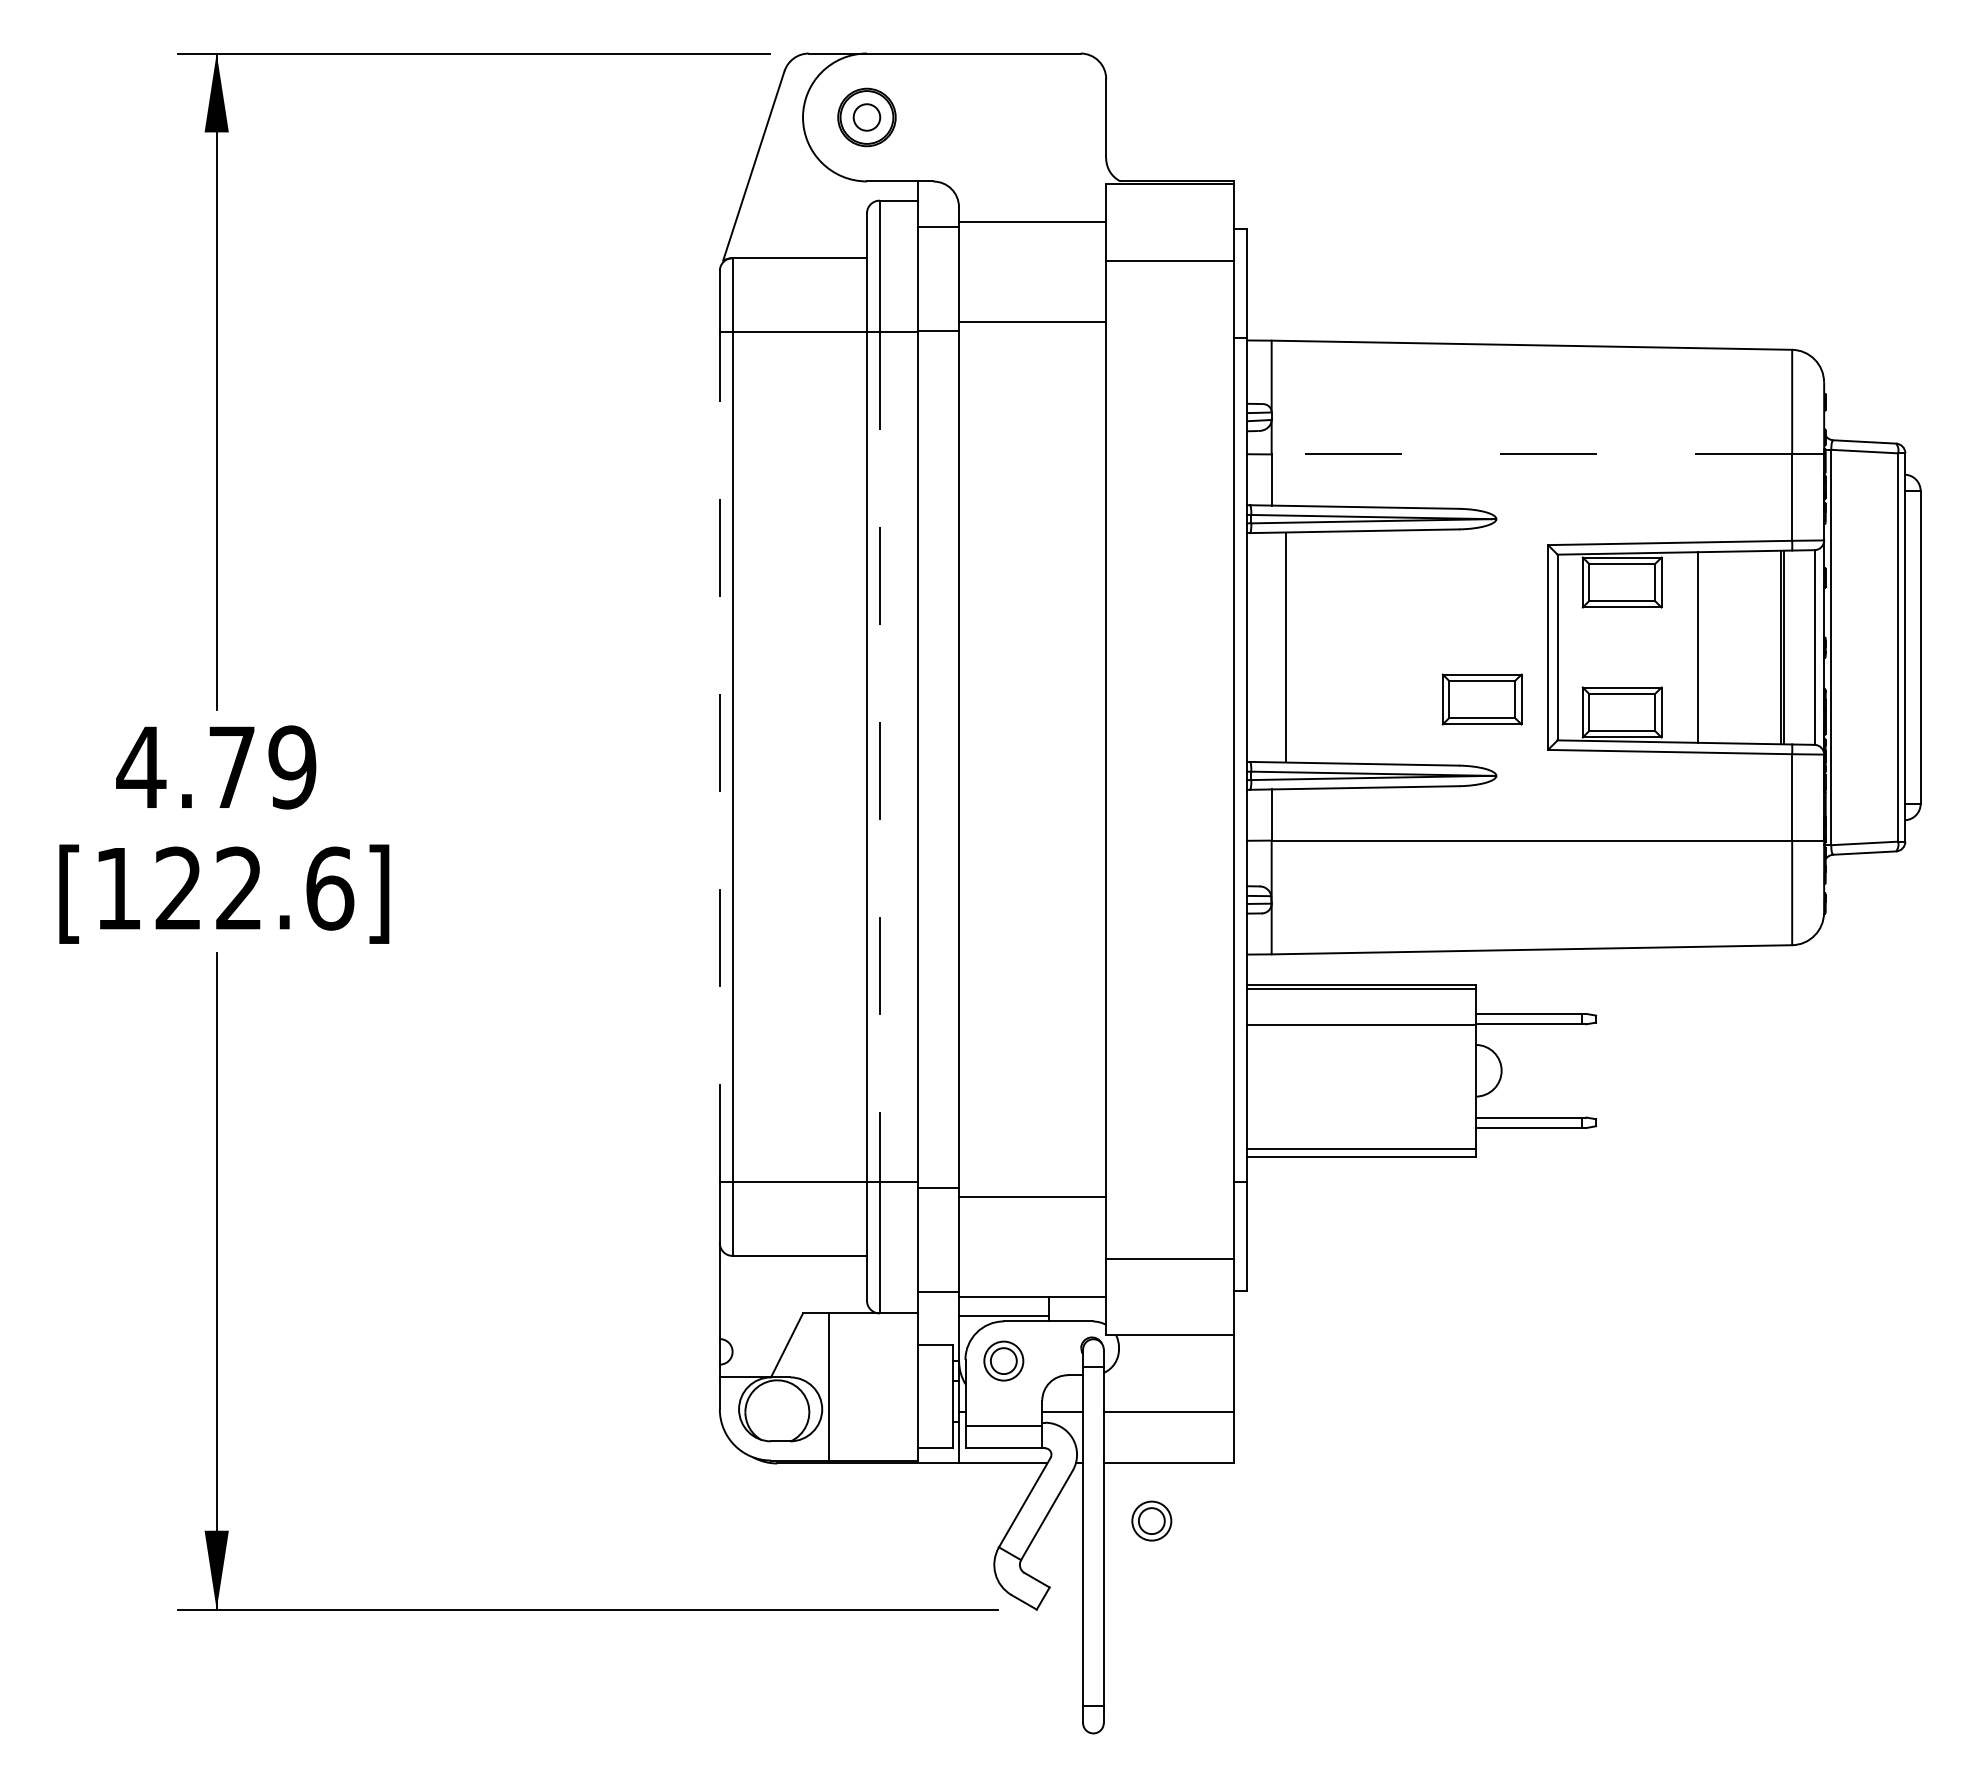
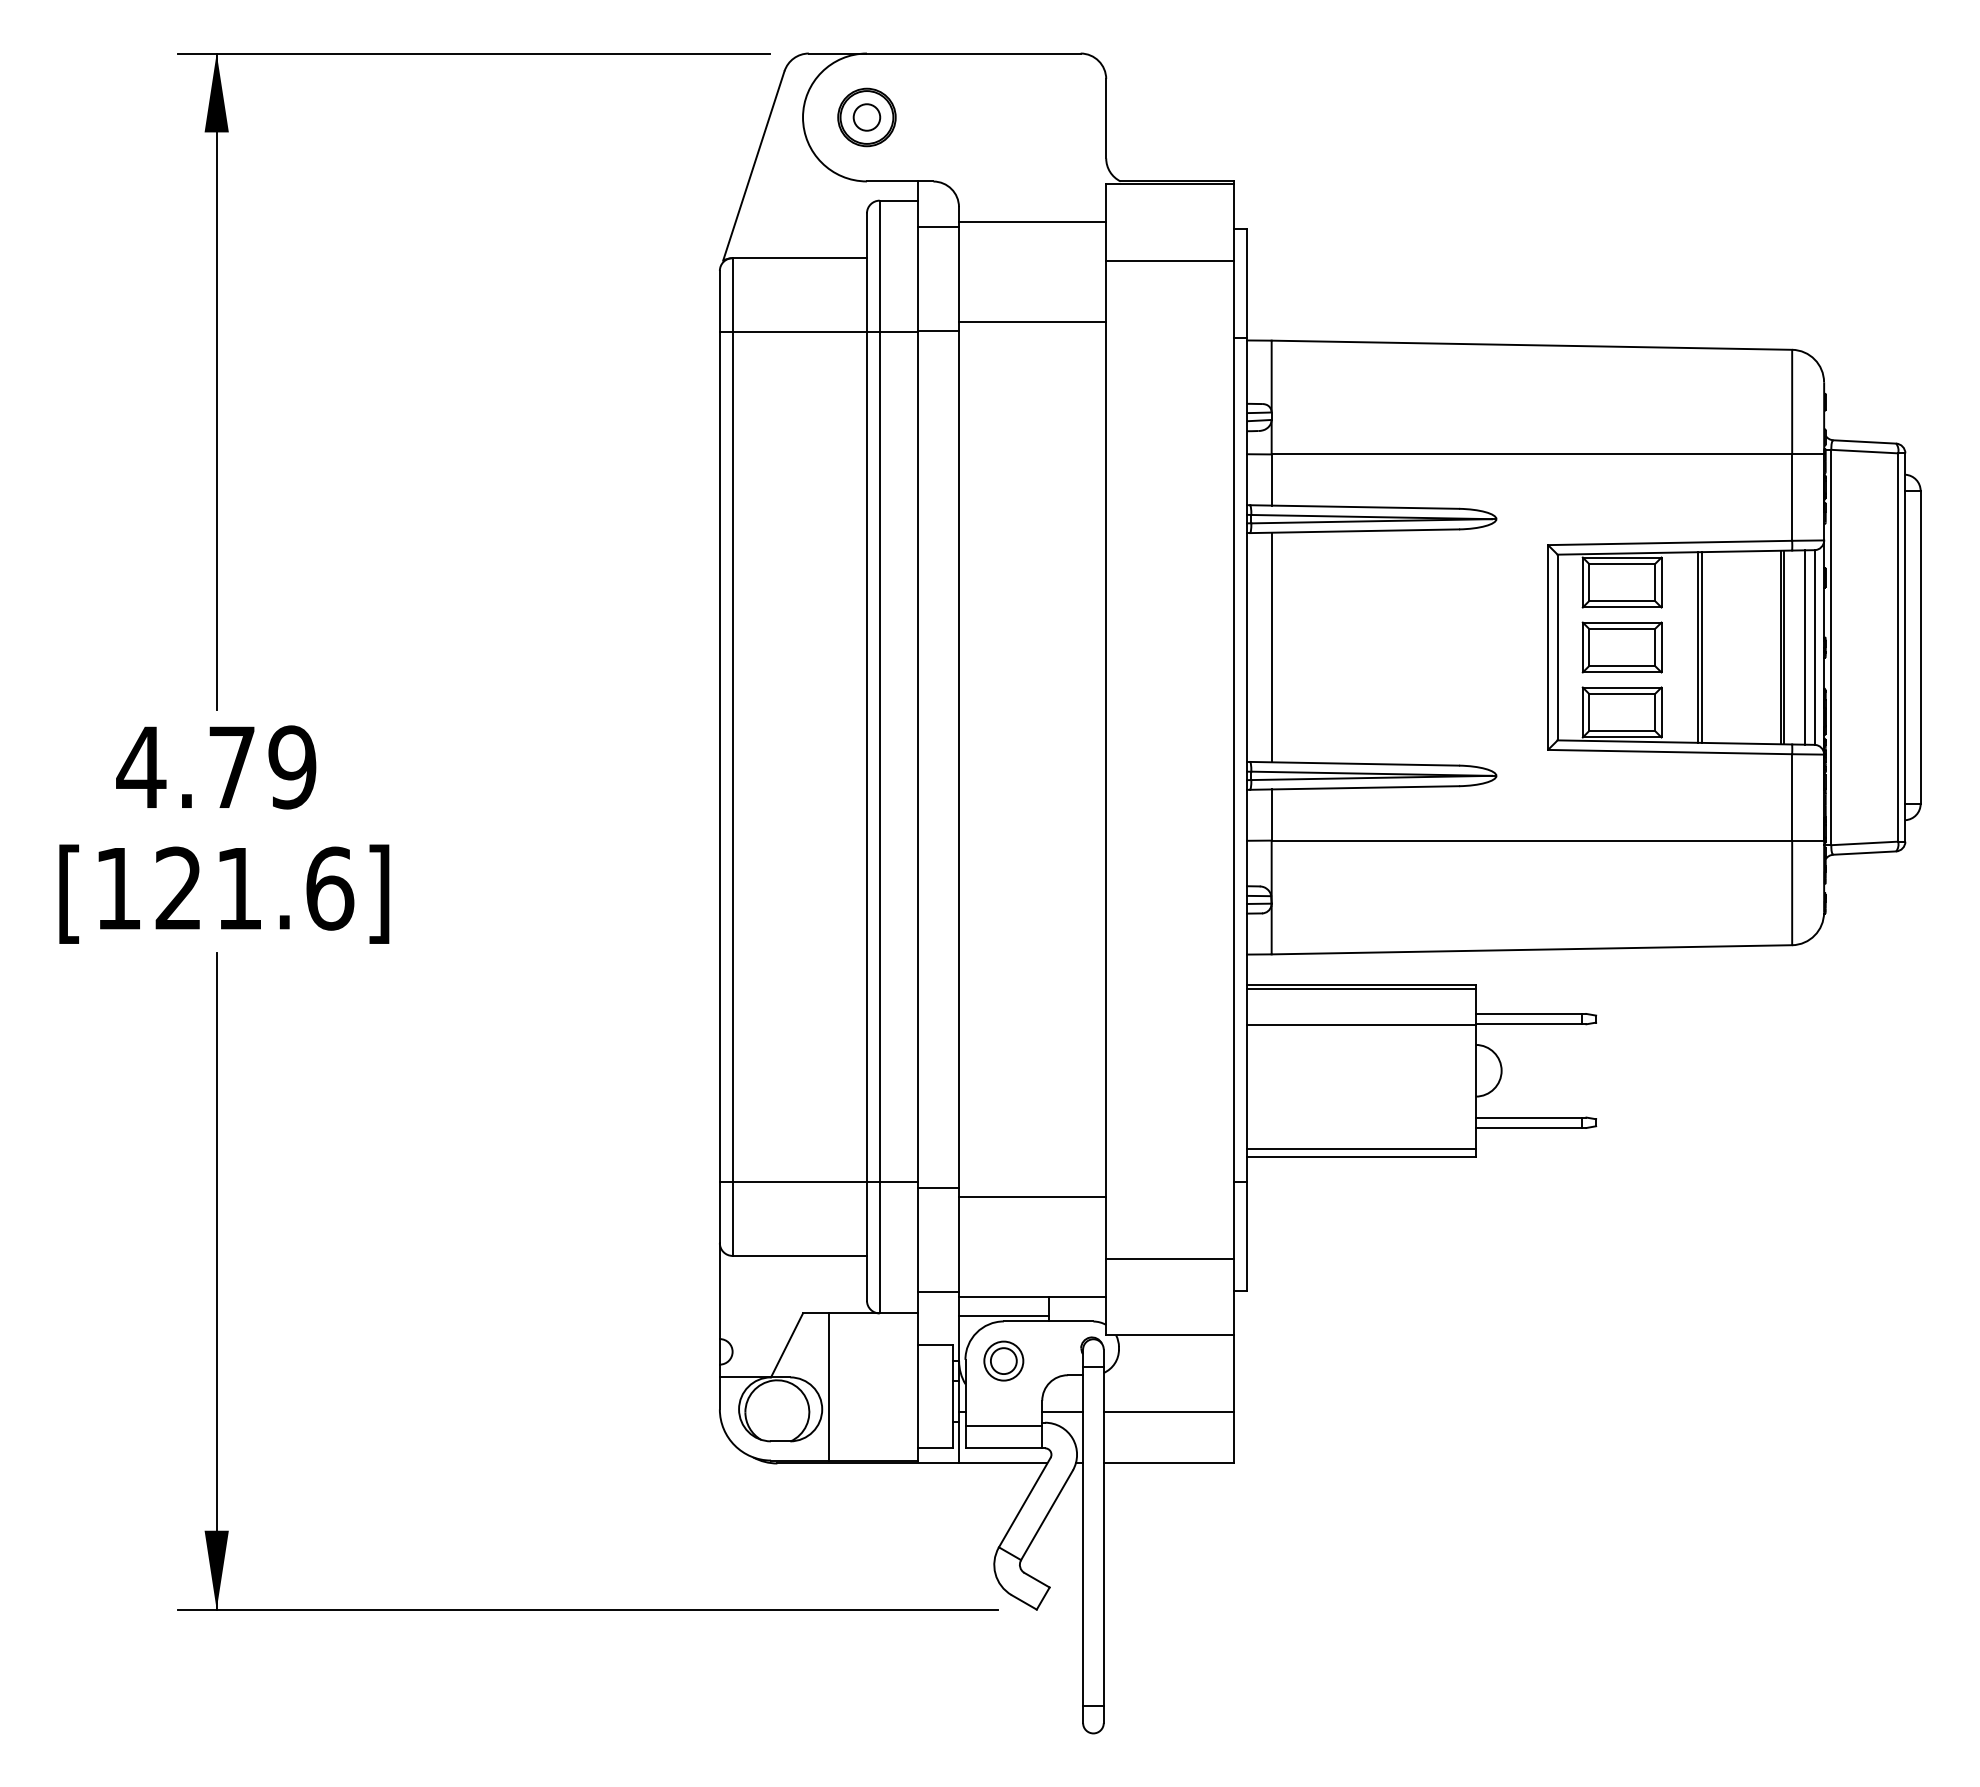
line: dashed -> solid (1531, 454)
line position: (1285, 647) -> (1271, 647) (1271, 647)
line: none -> present (1701, 647)
line: none -> present (1804, 647)
part position: (1481, 699) -> (1621, 647) (1621, 647)
line: dashed -> solid (719, 757)
line: dashed -> solid (879, 757)
text: [122.6] -> [121.6] (238, 887)
part: present -> none (1151, 1520)
